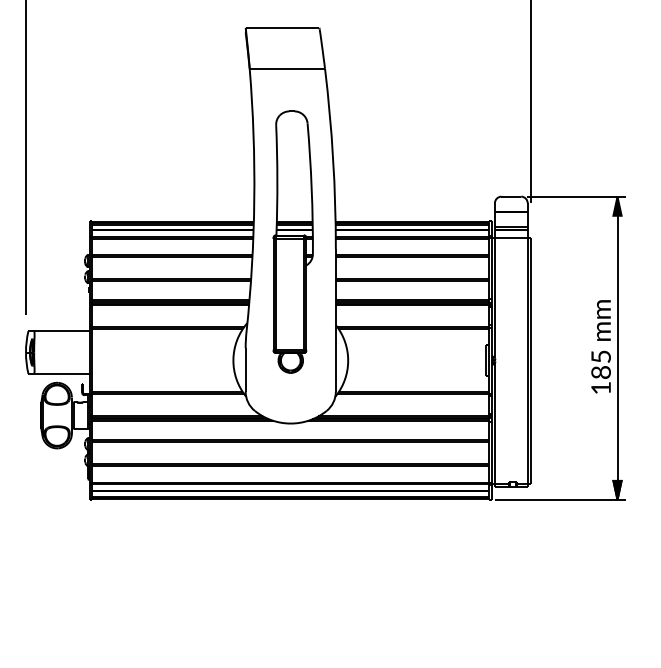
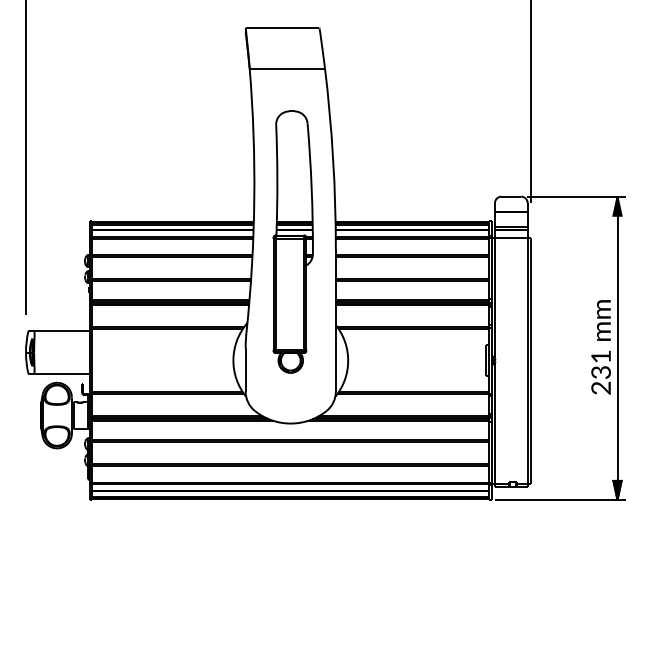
text: 185 -> 231 (600, 372)
